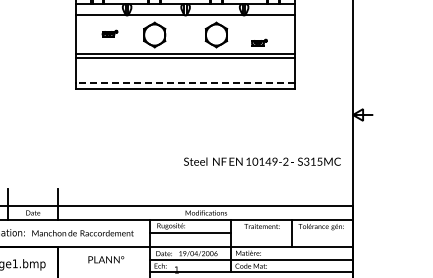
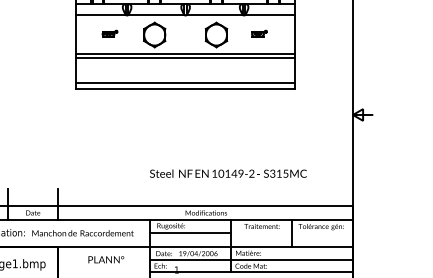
part position: (259, 42) -> (259, 33) (259, 33)
line: dashed -> solid (185, 82)
text position: (262, 161) -> (228, 173) (228, 173)
